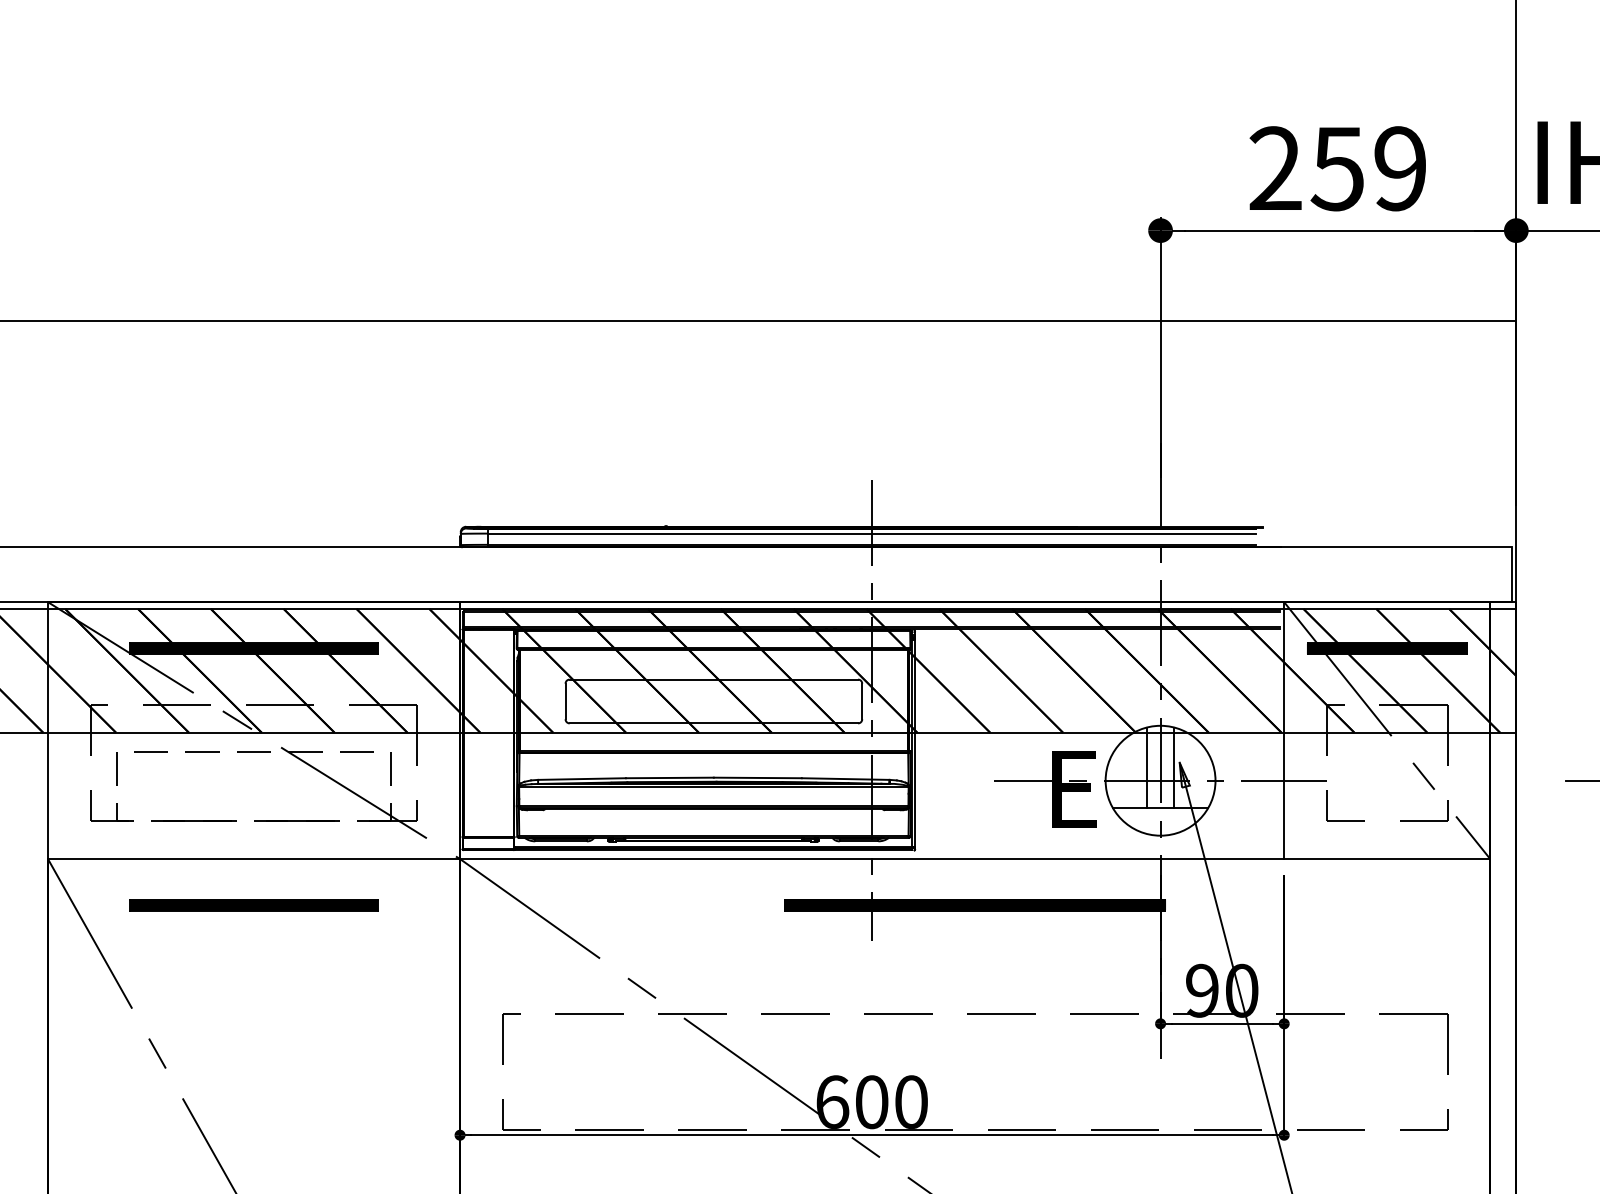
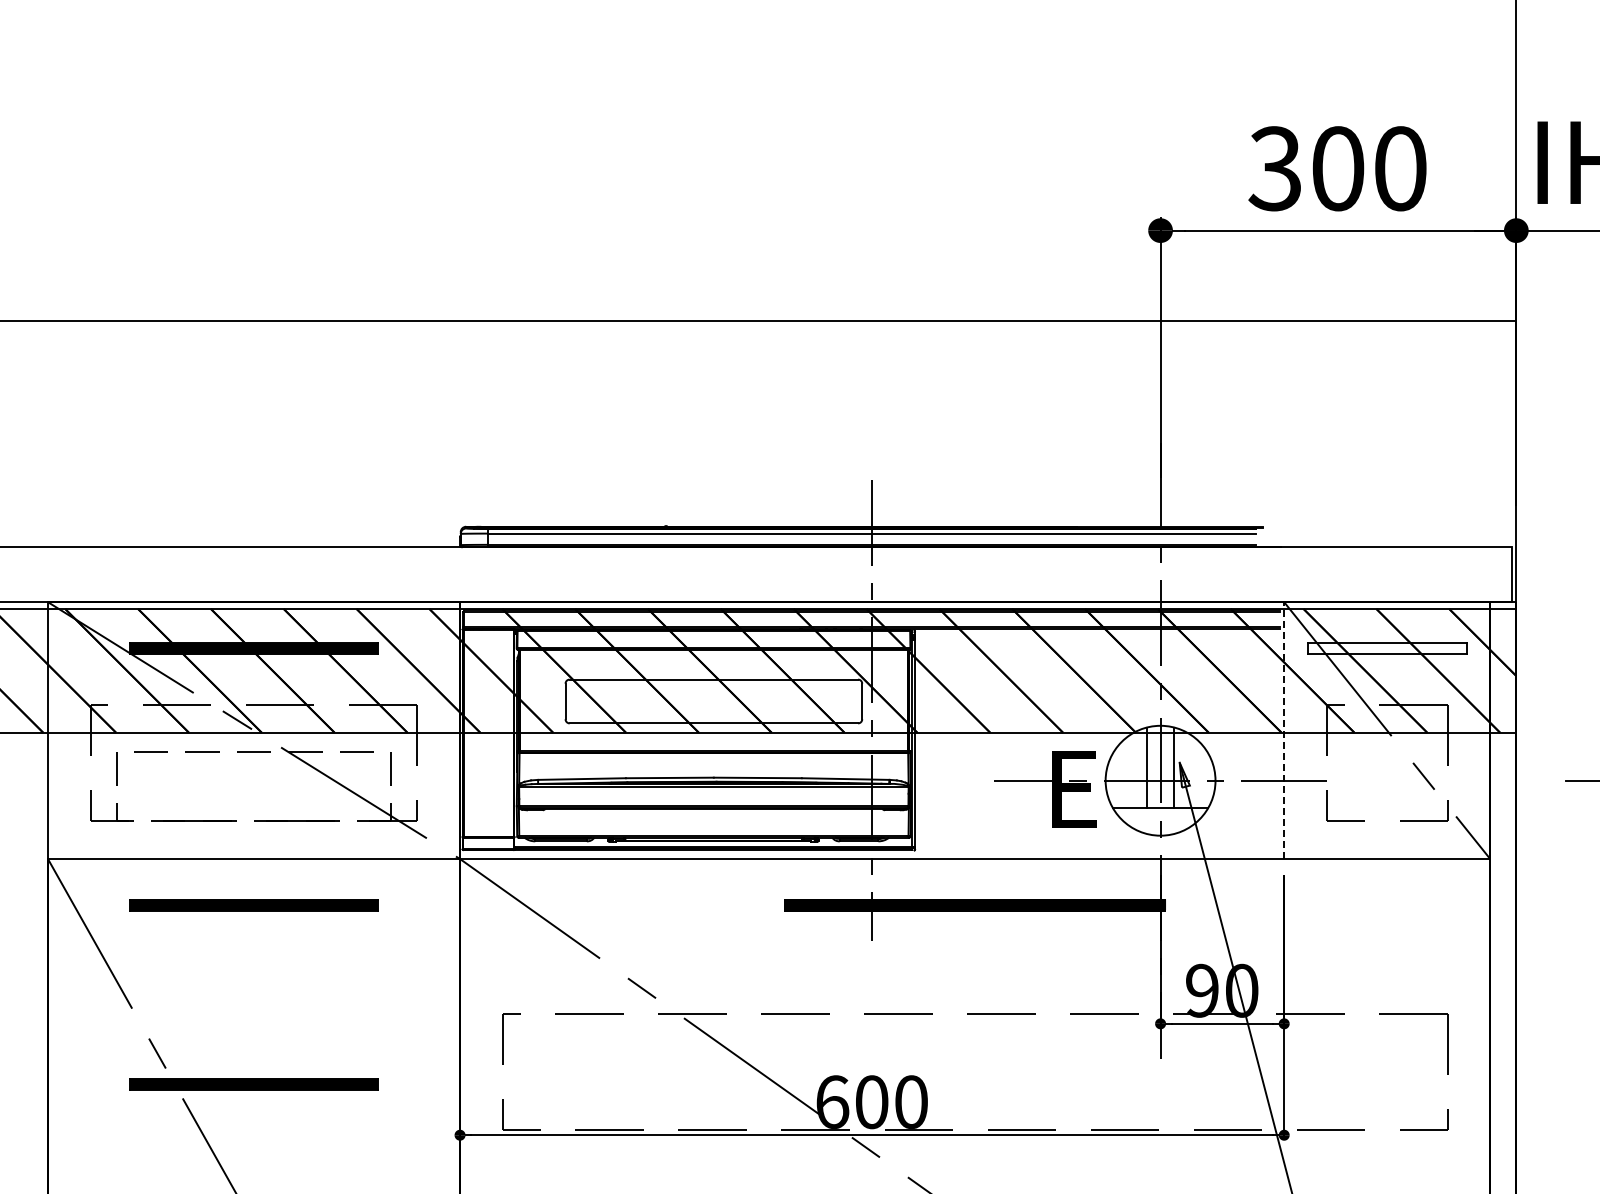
text: 259 -> 300 (1337, 168)
hatch: present -> none (1386, 648)
line: solid -> dashed (1284, 730)
part: none -> present (253, 1084)
